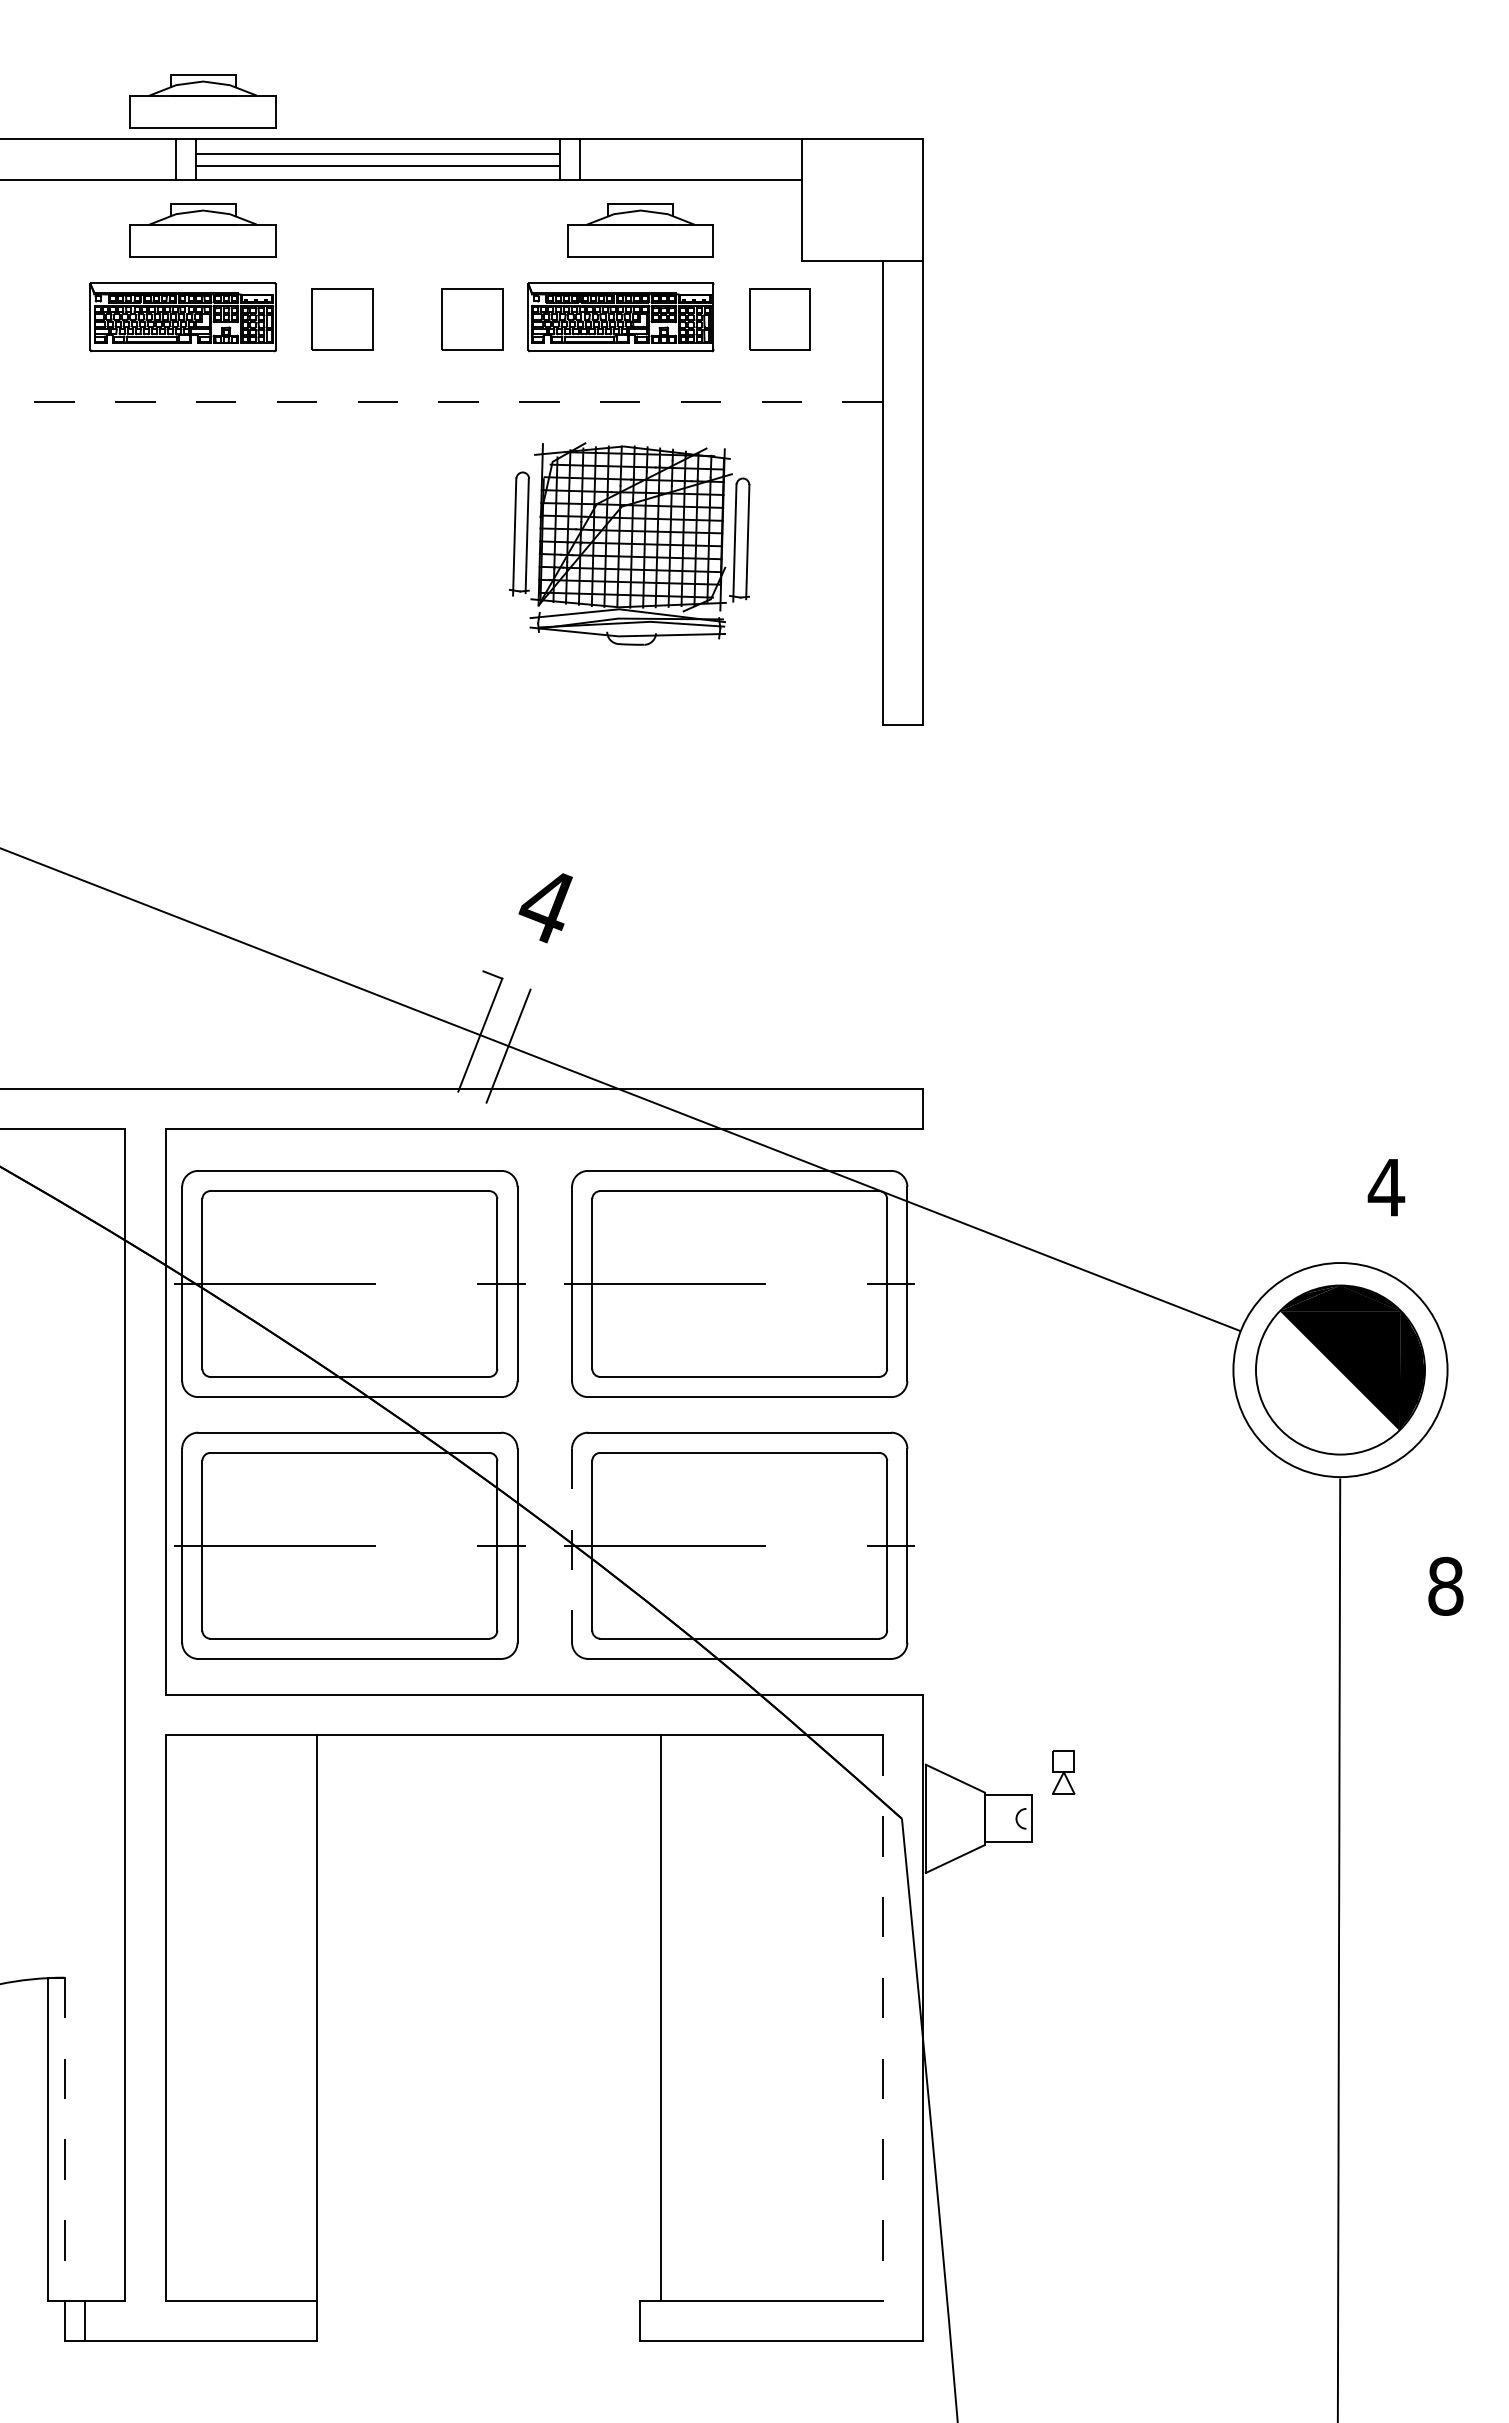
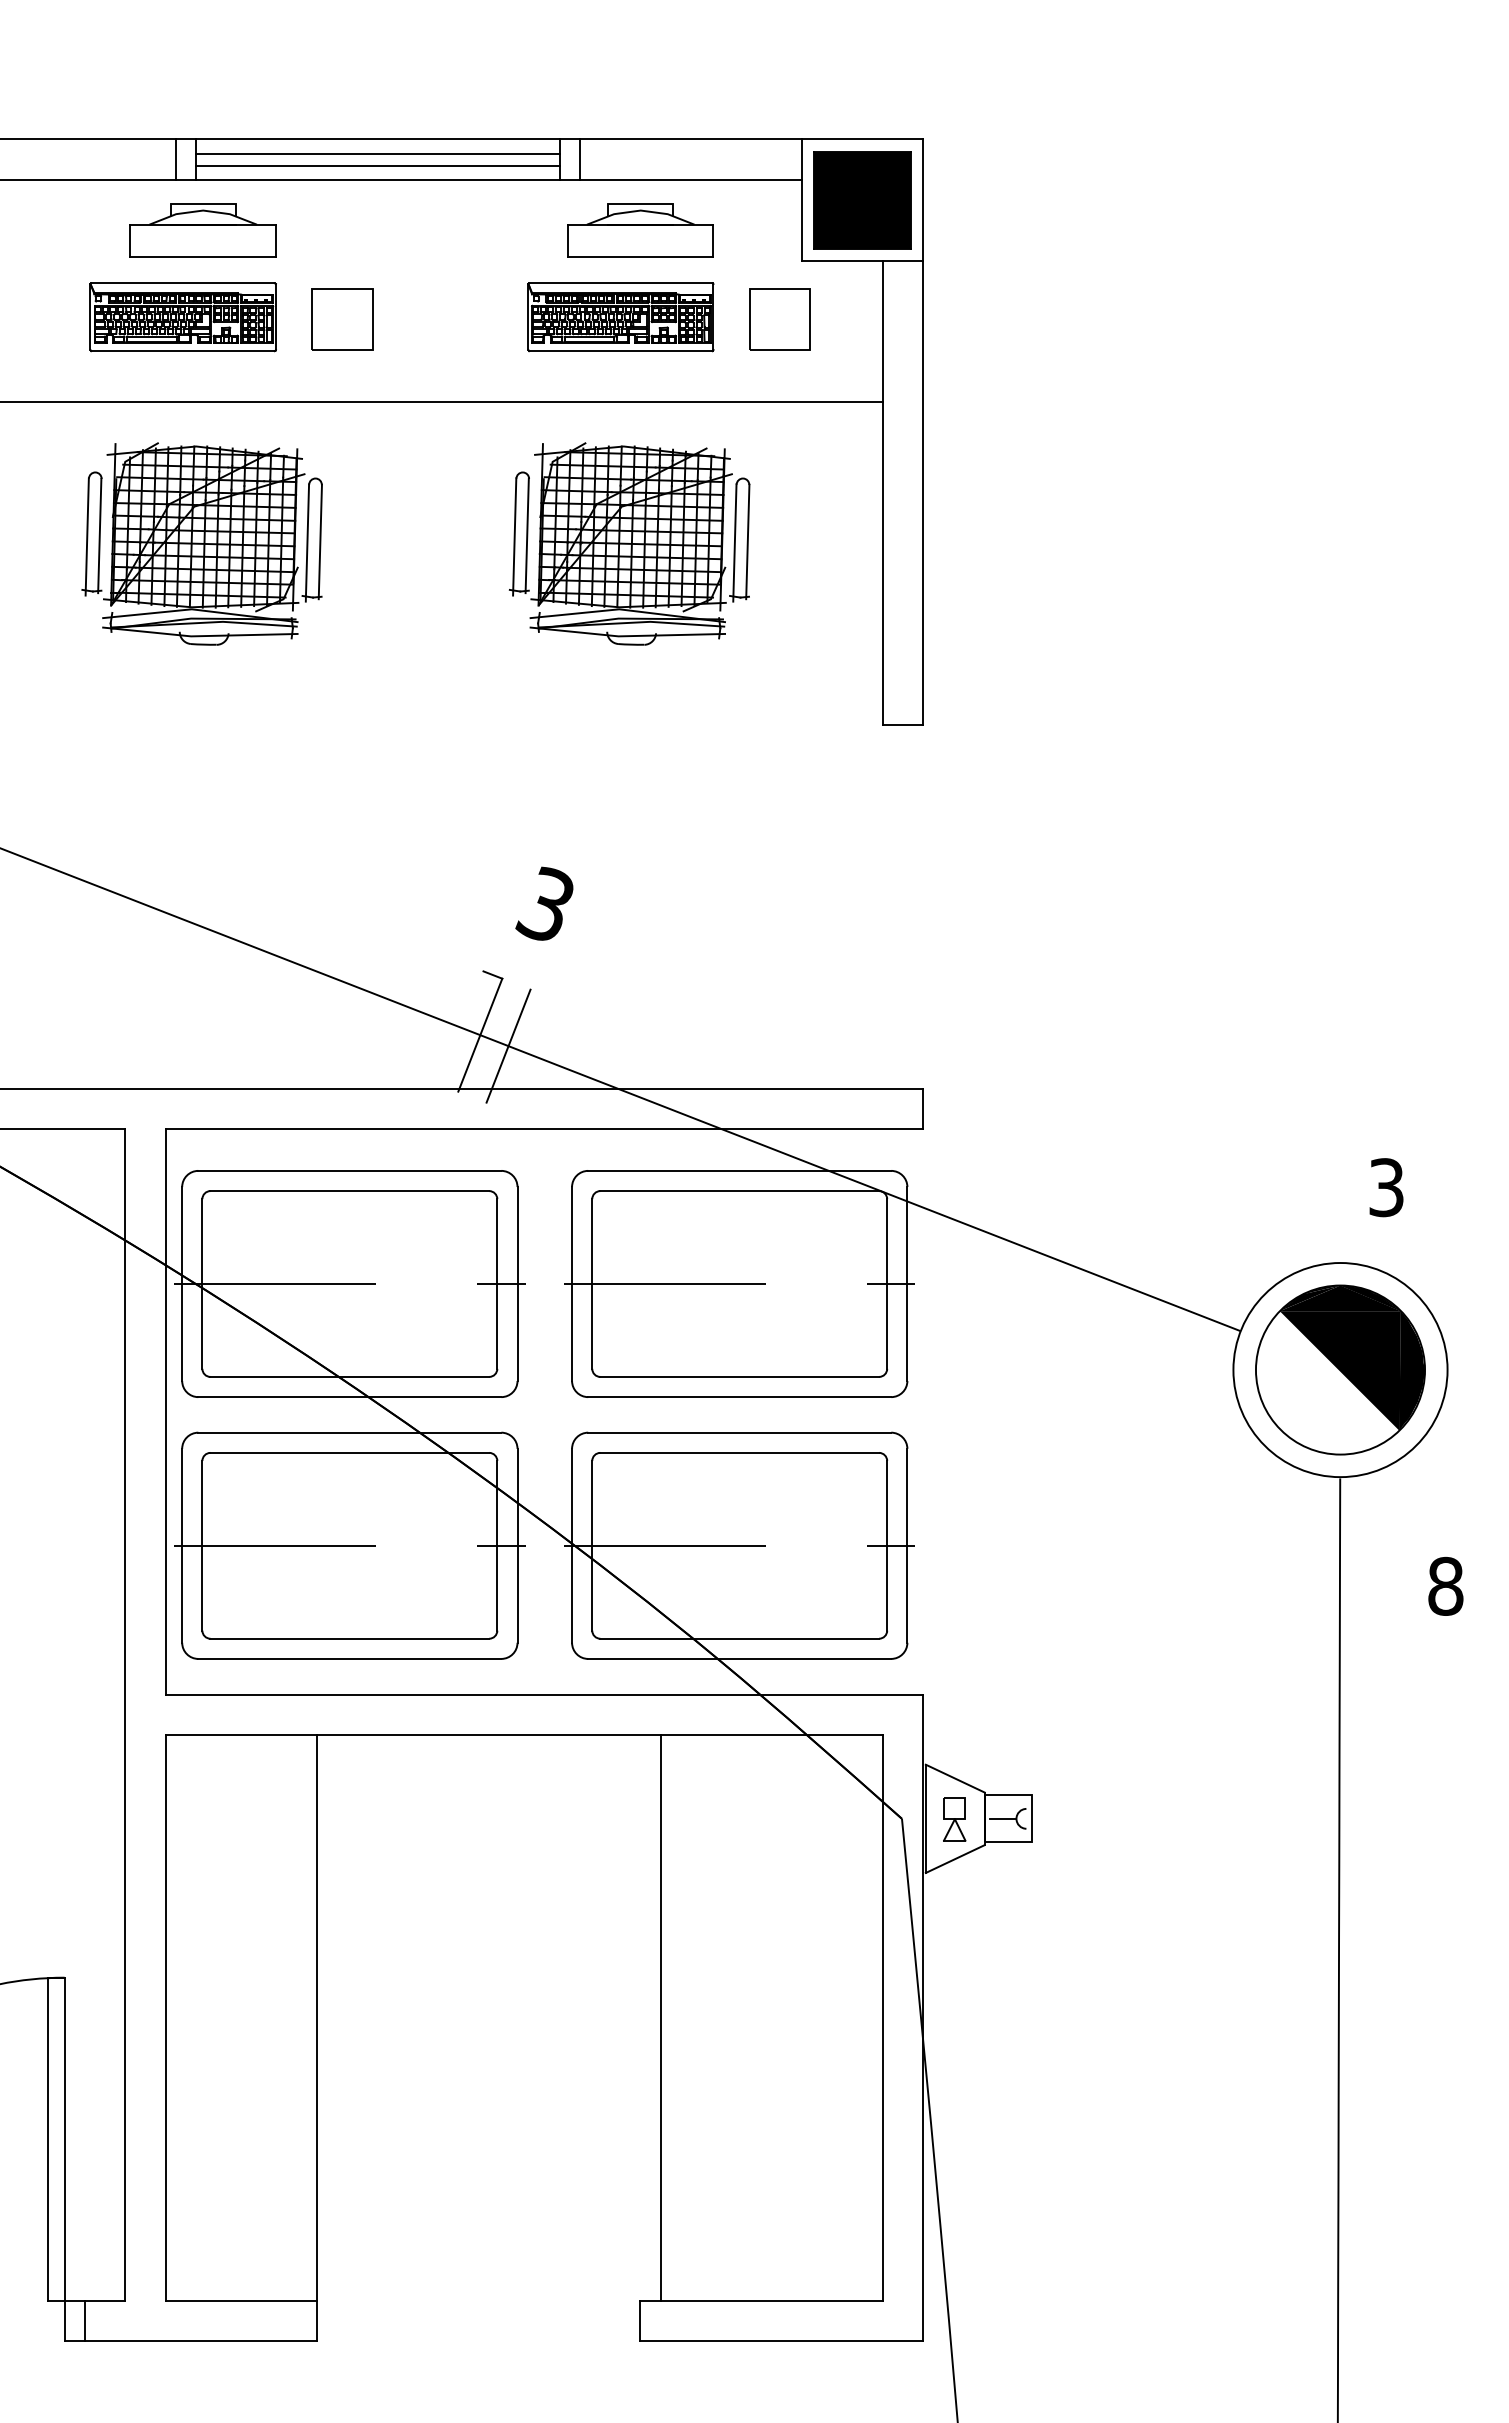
part: present -> none (202, 101)
part: none -> present (862, 200)
part: present -> none (472, 319)
line: dashed -> solid (441, 402)
part: none -> present (201, 543)
text: 4 -> 3 (544, 904)
text: 4 -> 3 (1386, 1187)
line: dashed -> solid (572, 1545)
part position: (1063, 1772) -> (954, 1819) (954, 1819)
line: none -> present (1003, 1818)
line: dashed -> solid (882, 2018)
line: dashed -> solid (64, 2139)
